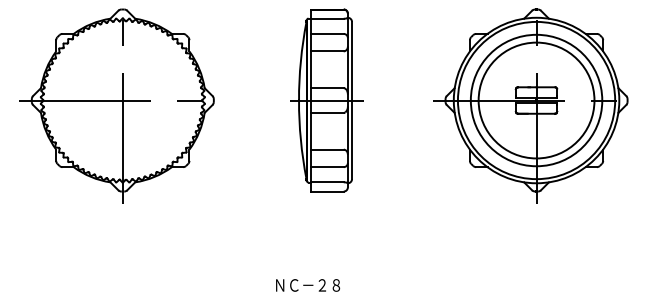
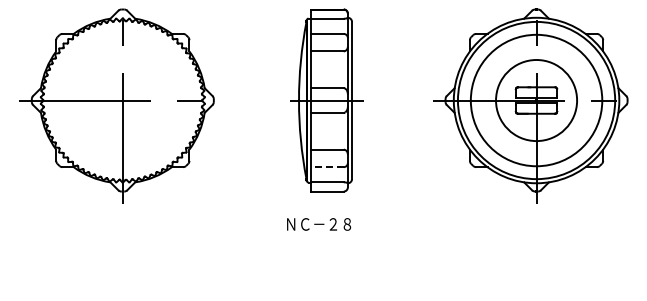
circle diameter: 116 px -> 81 px (536, 100)
line: solid -> dashed (327, 167)
text position: (308, 285) -> (319, 224) (319, 224)
